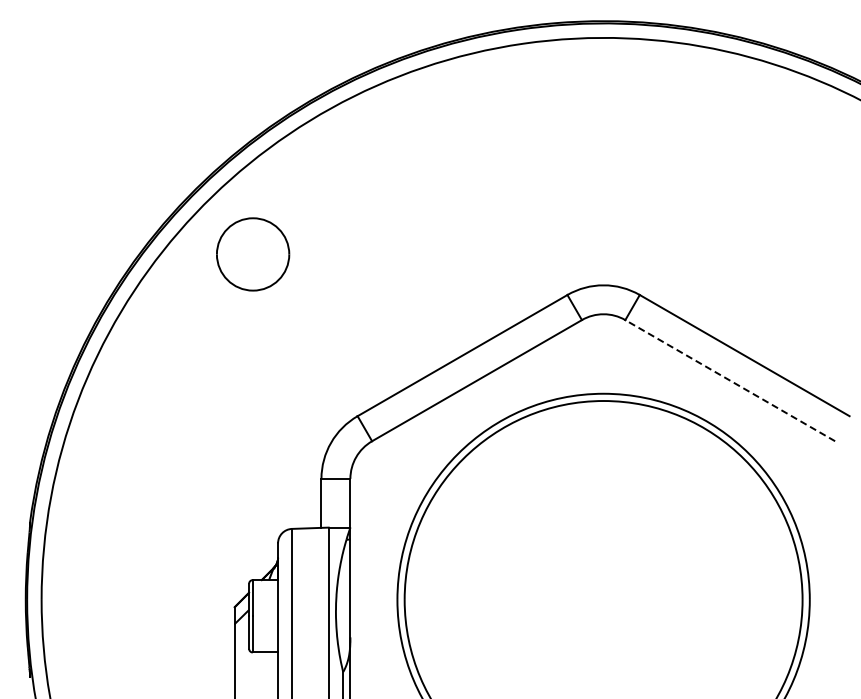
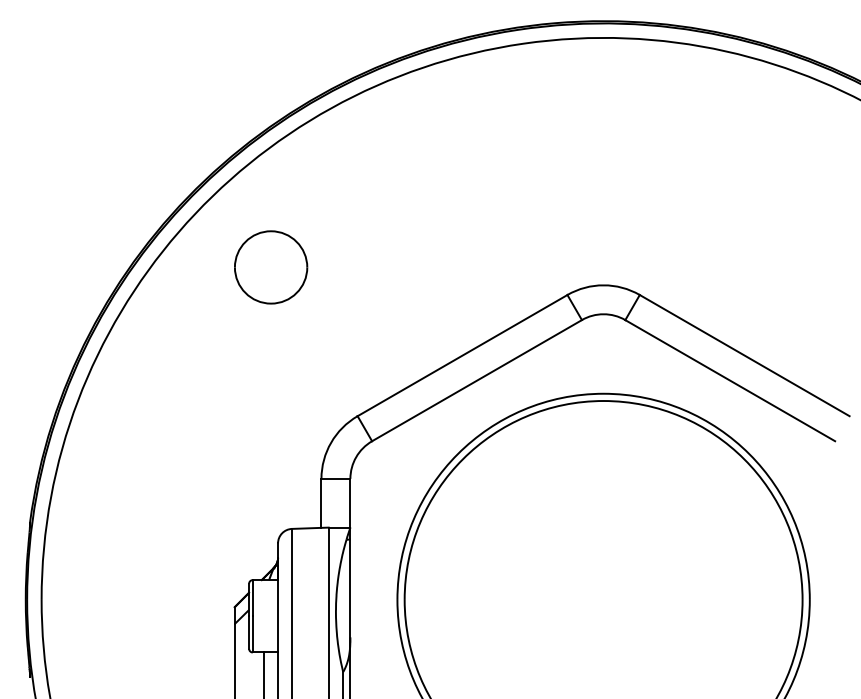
part position: (253, 254) -> (271, 267) (271, 267)
line: dashed -> solid (729, 380)
line: none -> present (263, 673)
